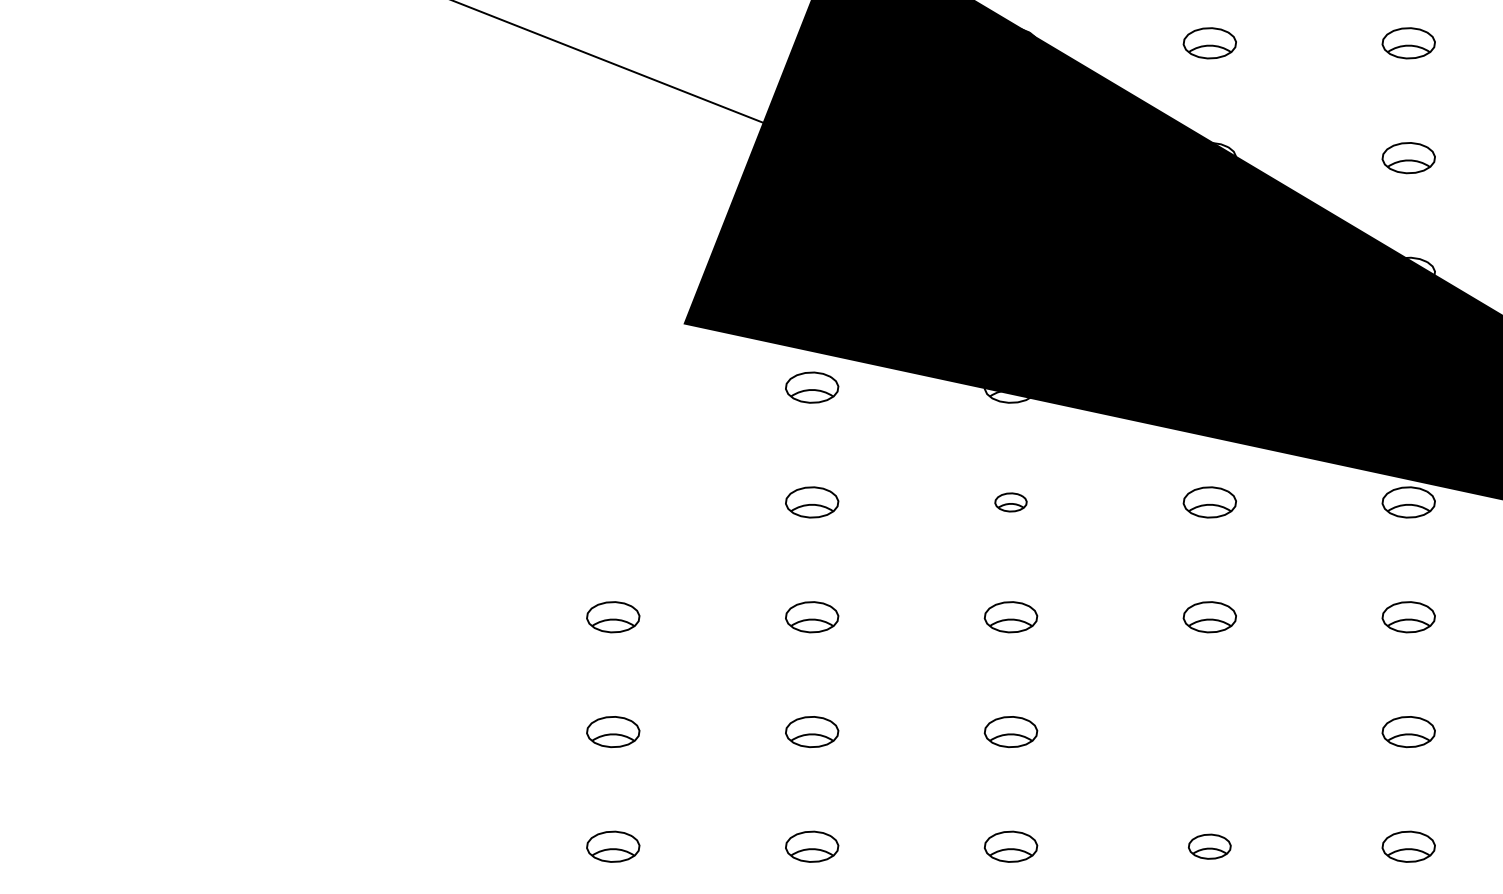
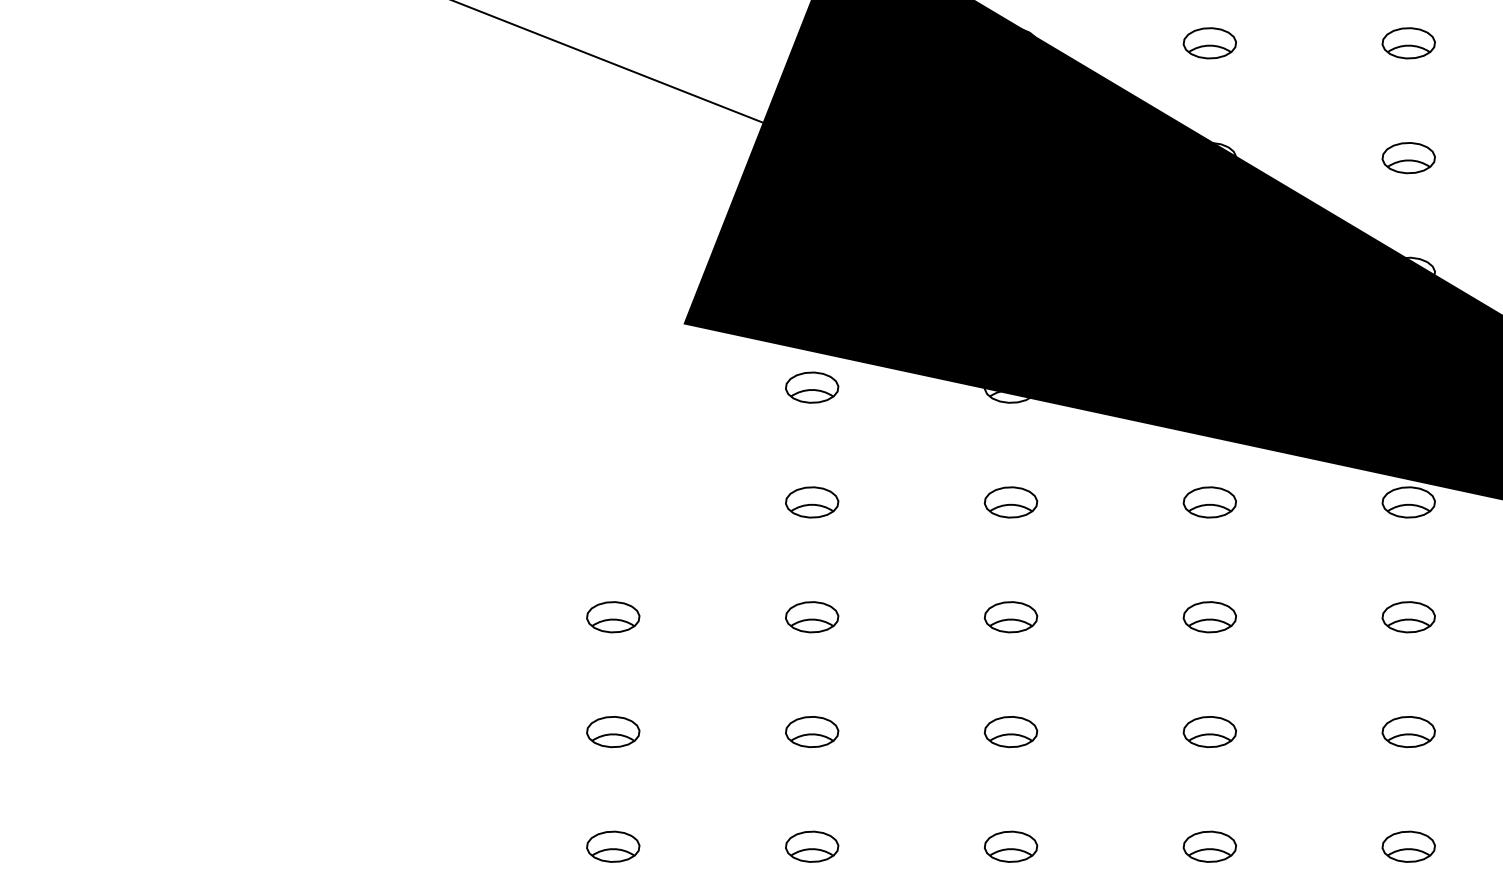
part size: 34x21 px -> 56x33 px (1010, 502)
part: none -> present (1209, 732)
part size: 44x27 px -> 55x33 px (1209, 846)
